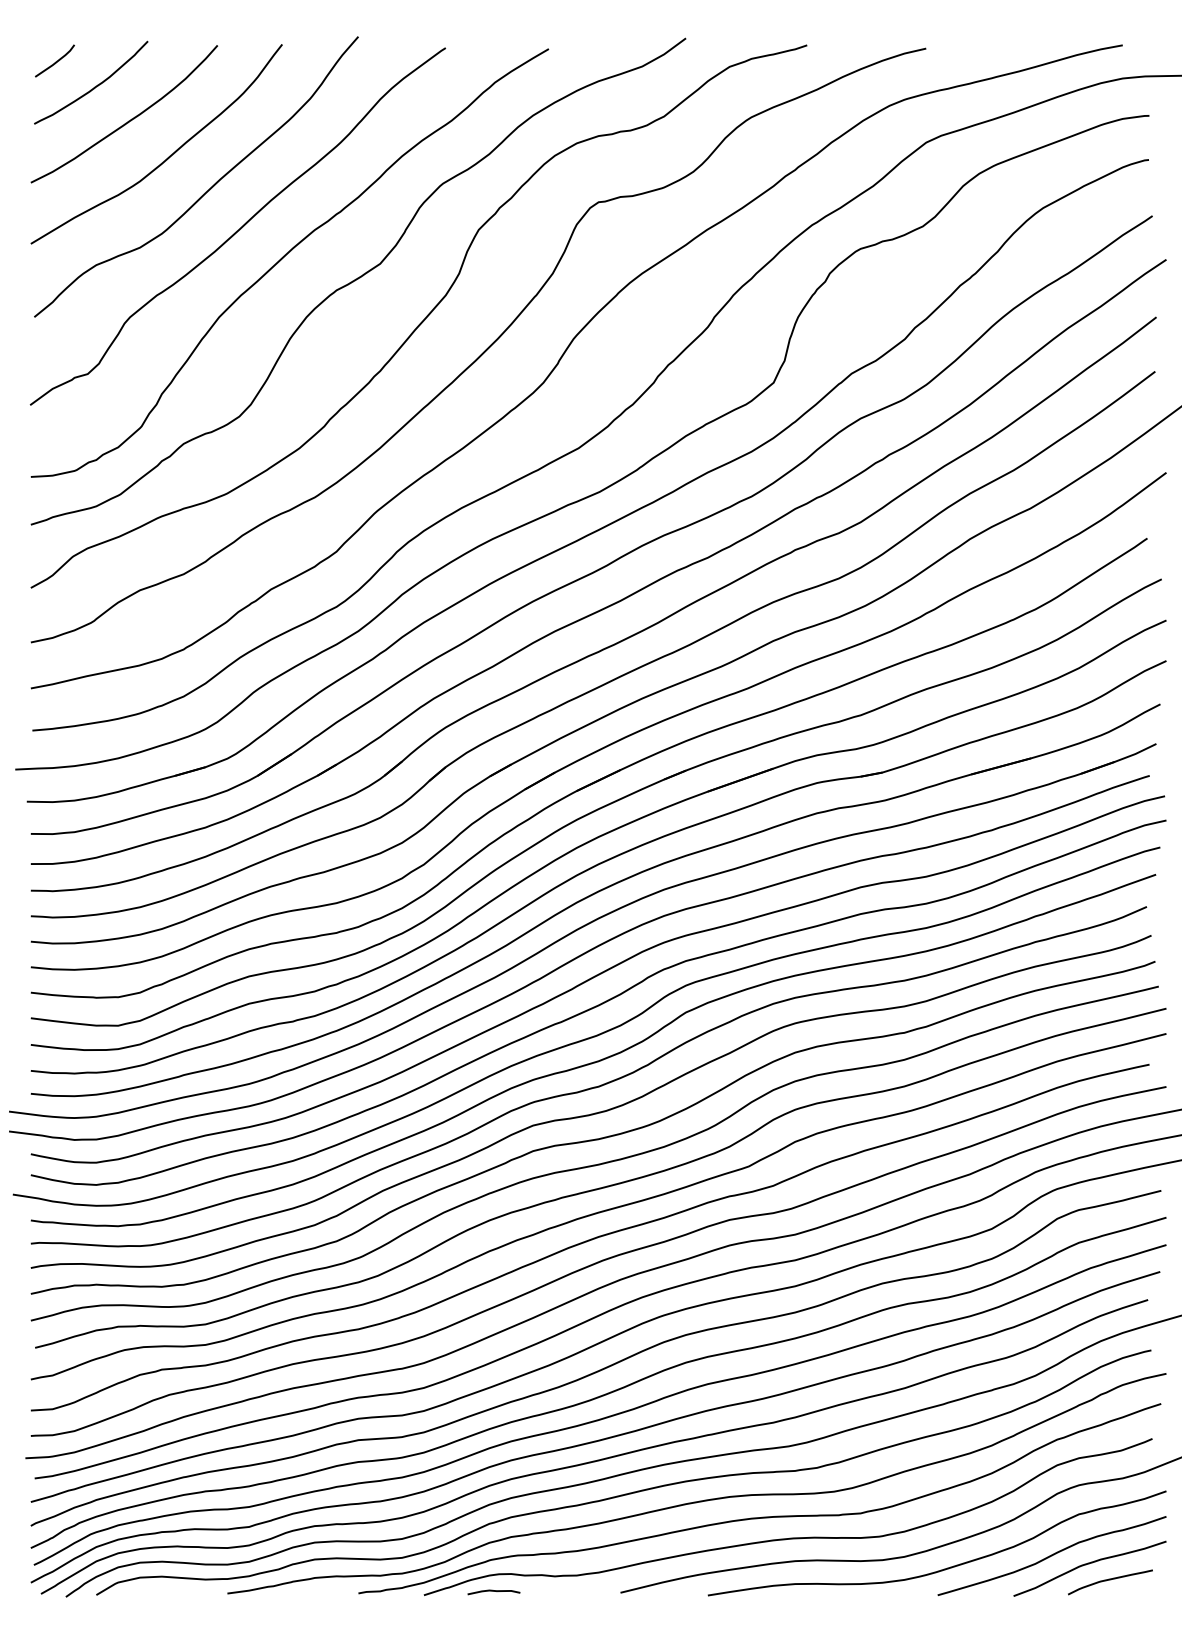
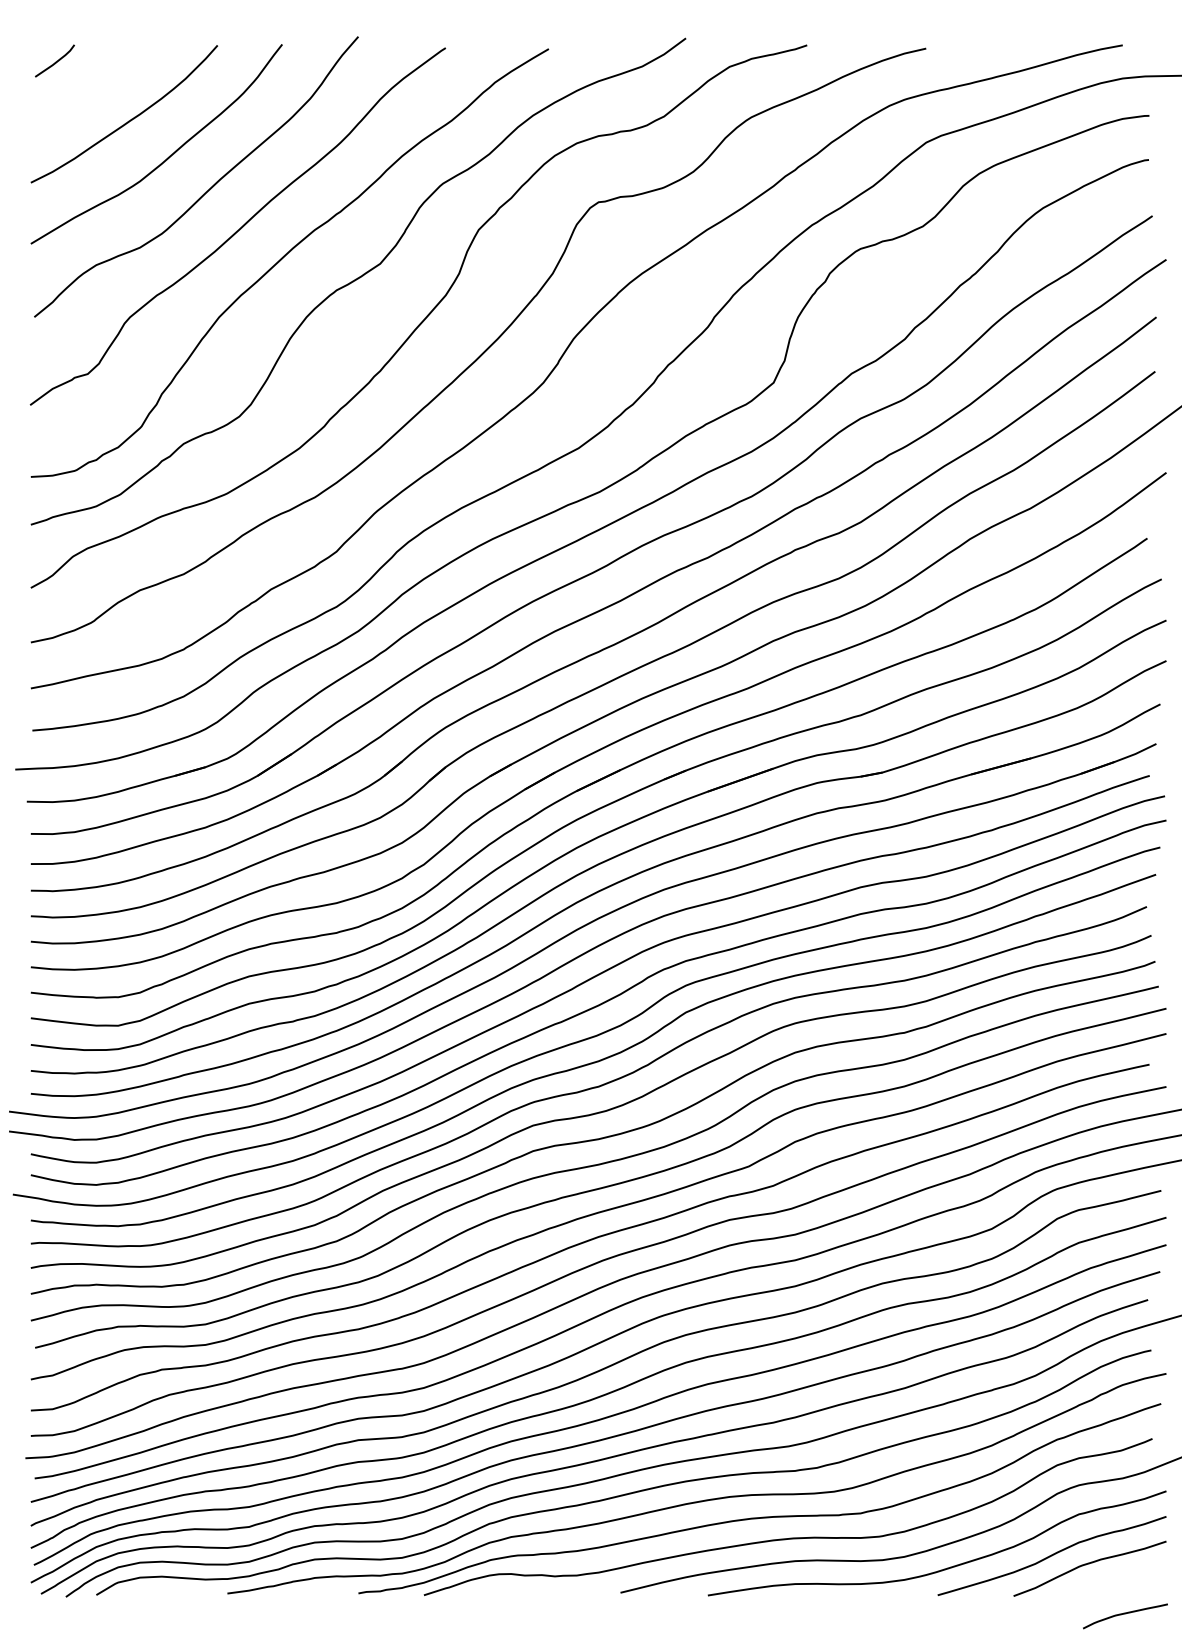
curve: present -> none (94, 86)
curve position: (1110, 1580) -> (1125, 1614) (1125, 1614)
curve: present -> none (493, 1591)
